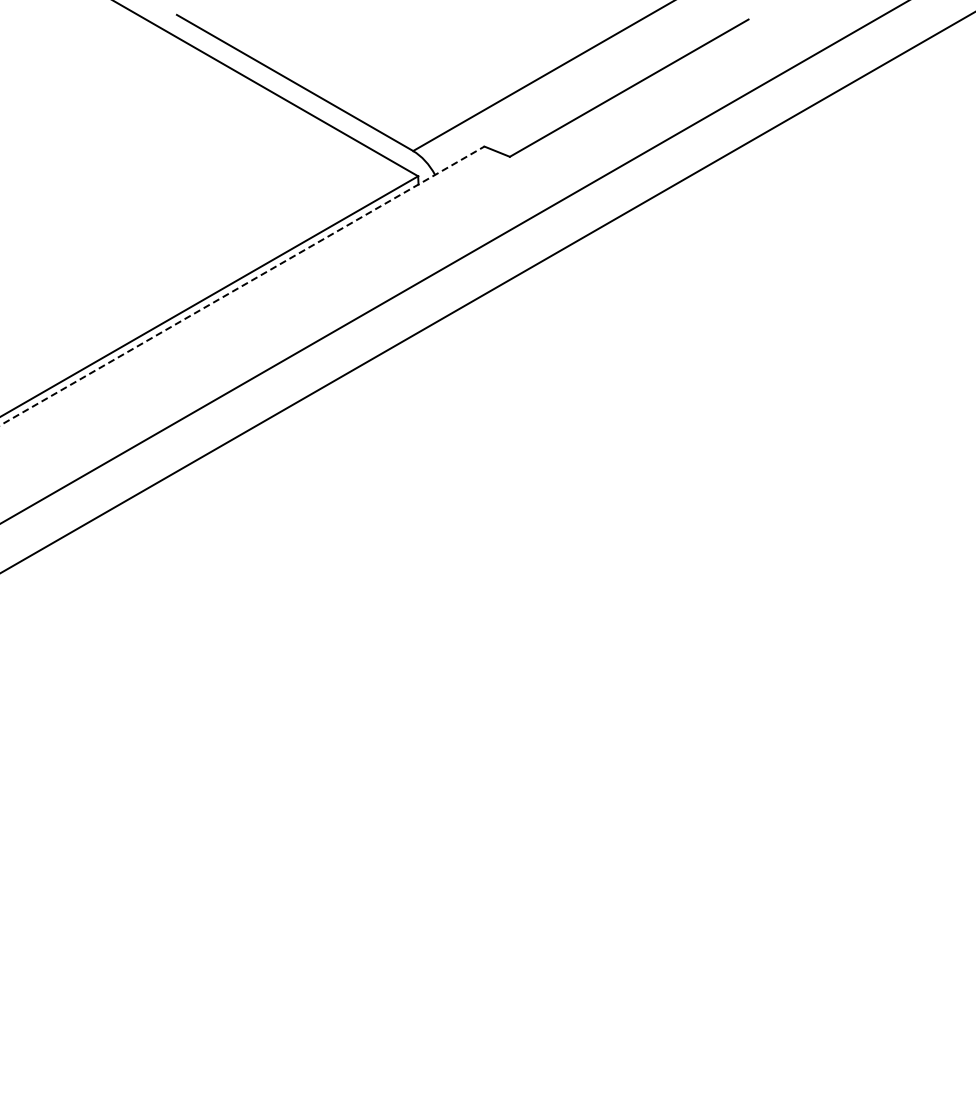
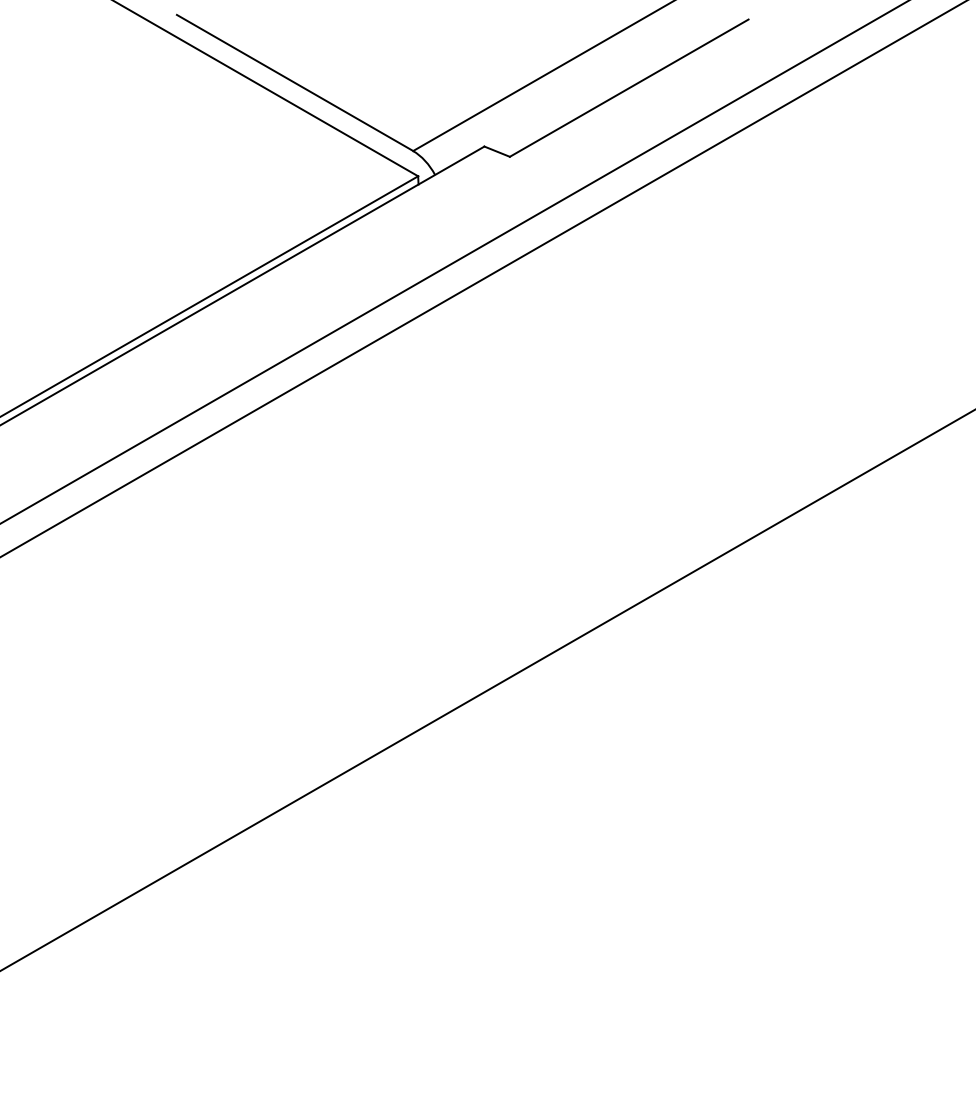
line: dashed -> solid (242, 285)
line position: (487, 292) -> (483, 279) (483, 279)
line: none -> present (487, 690)
